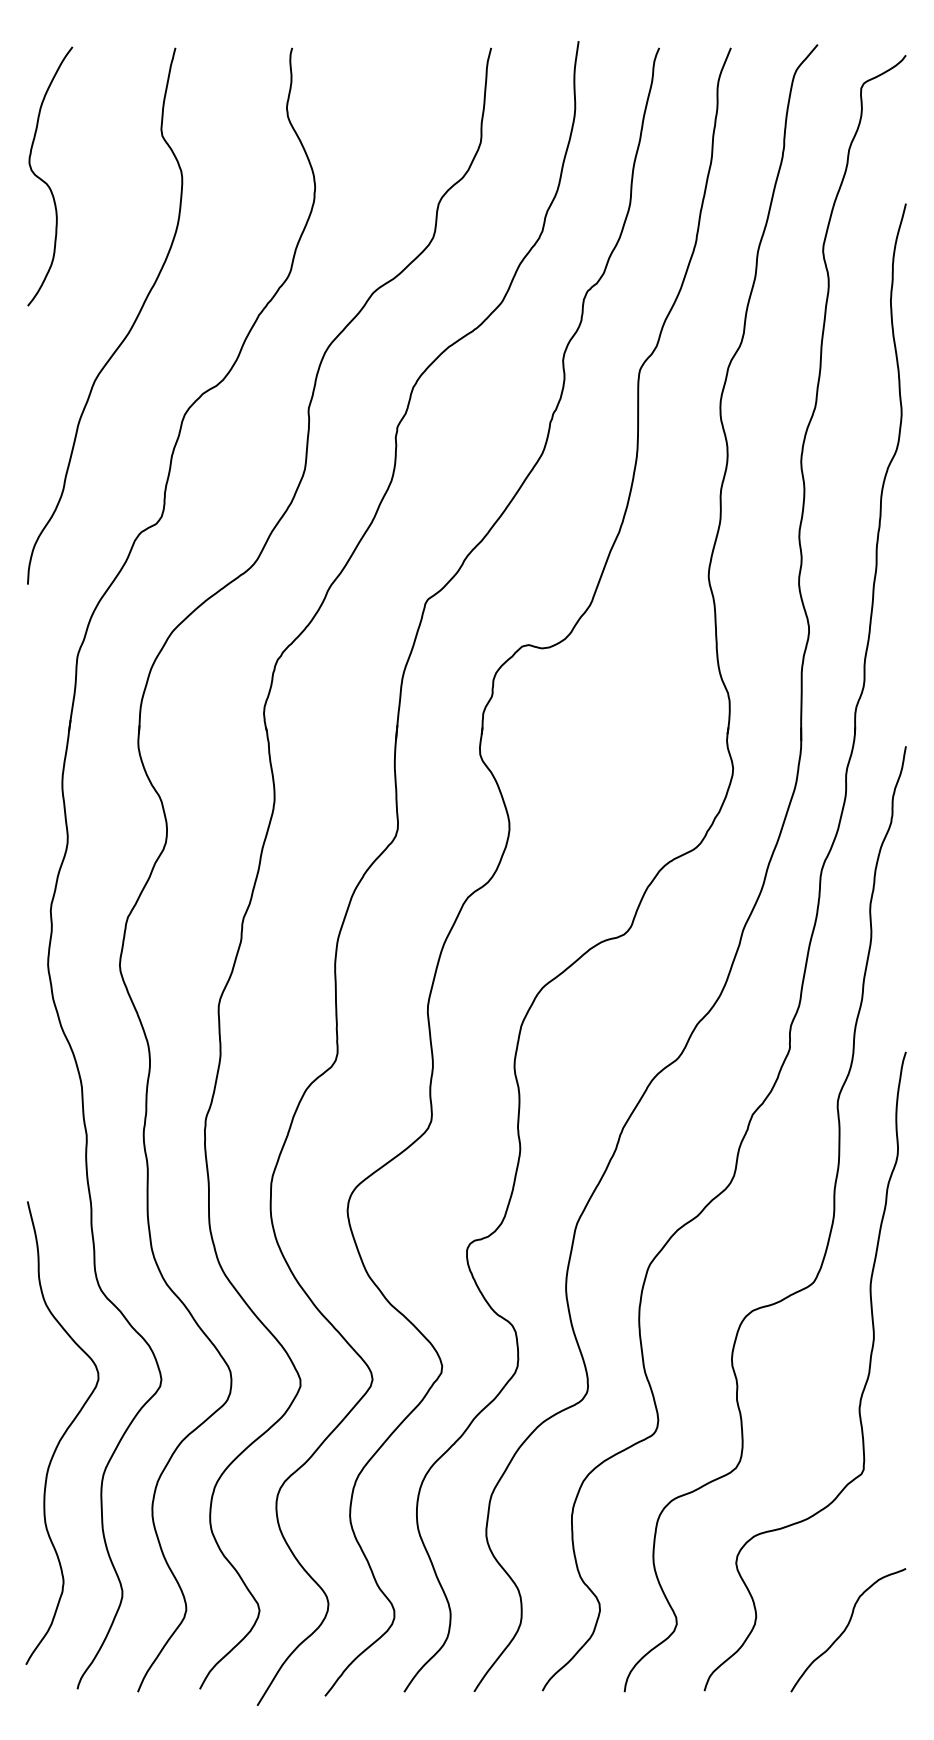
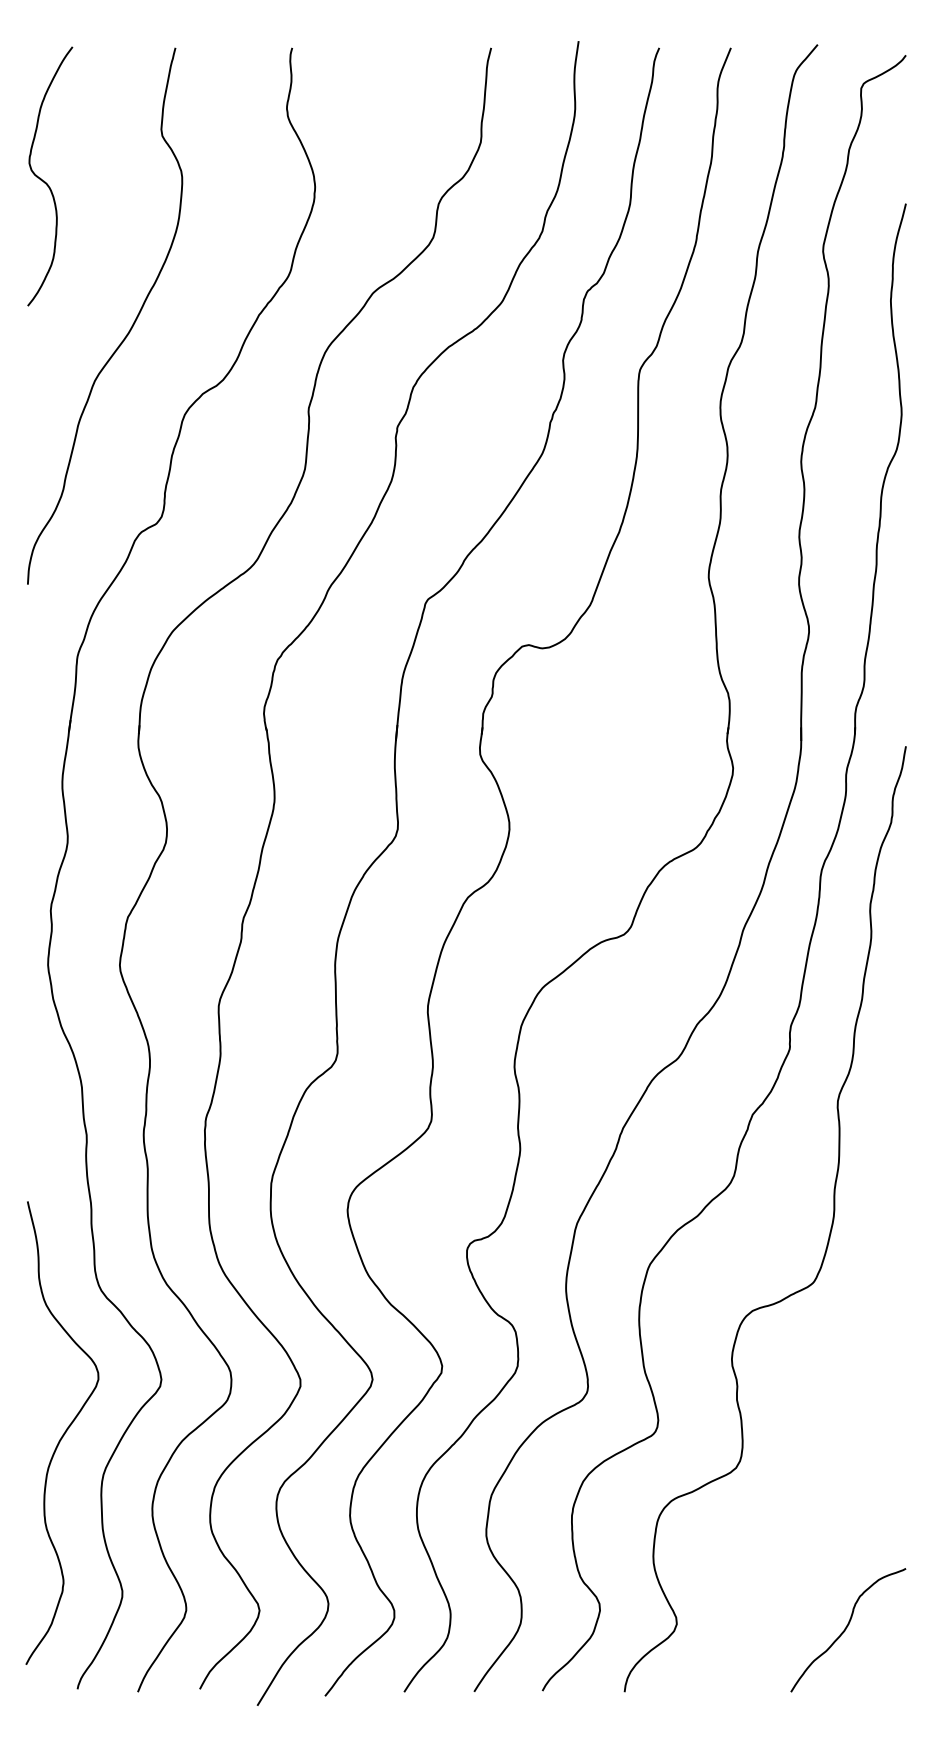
curve: present -> none (861, 1392)
